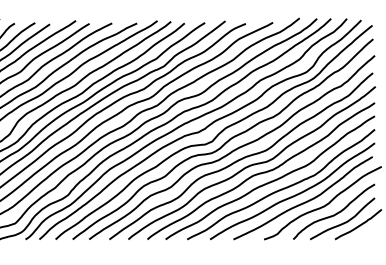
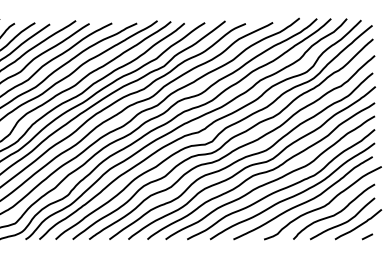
line: none -> present (367, 236)
